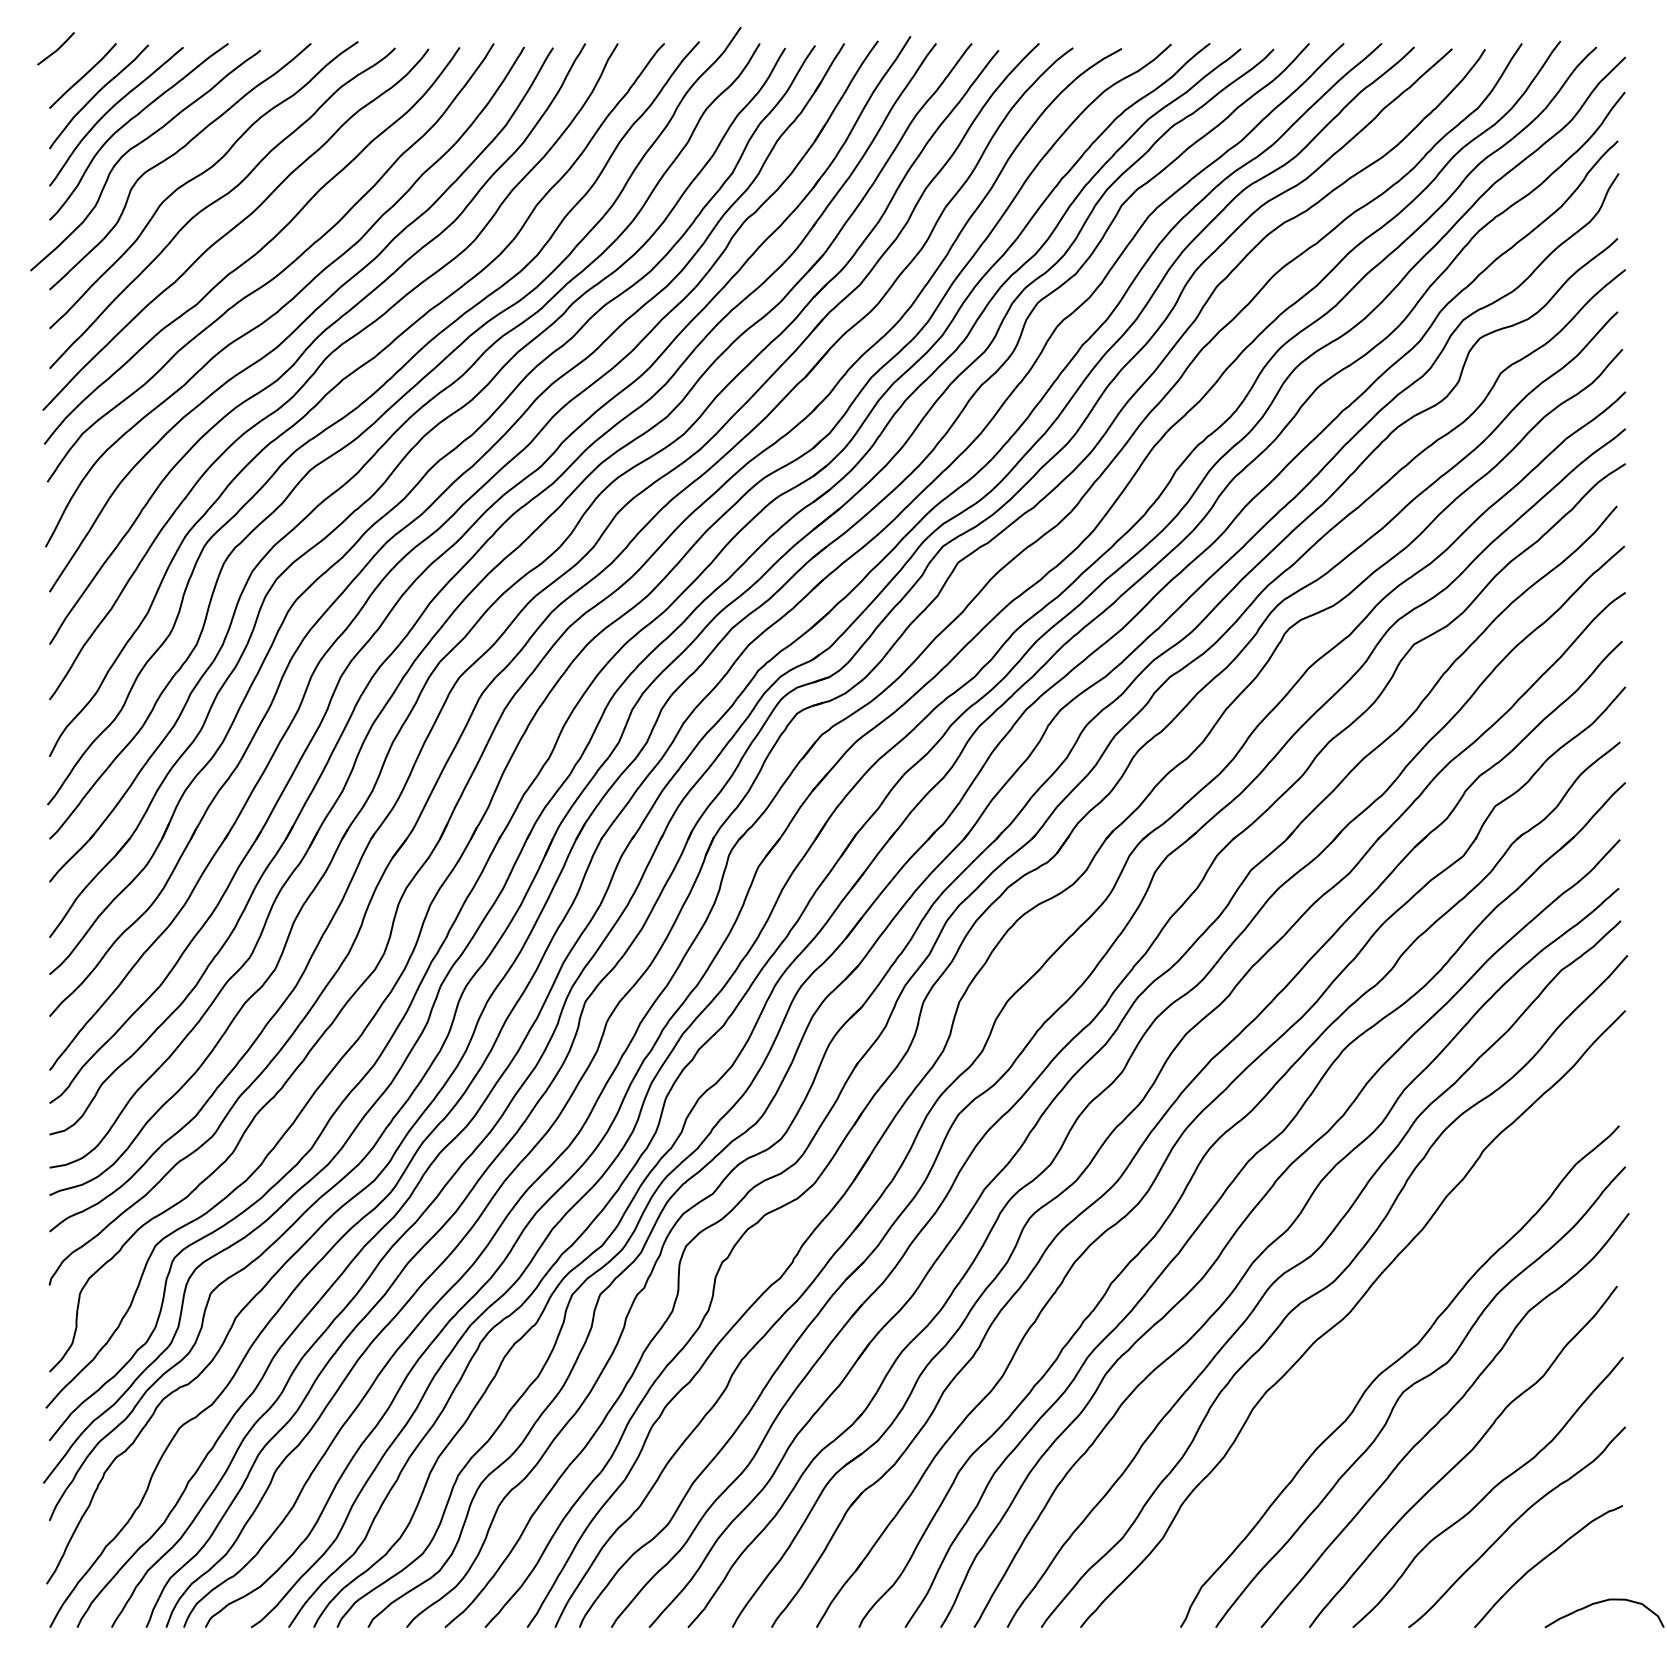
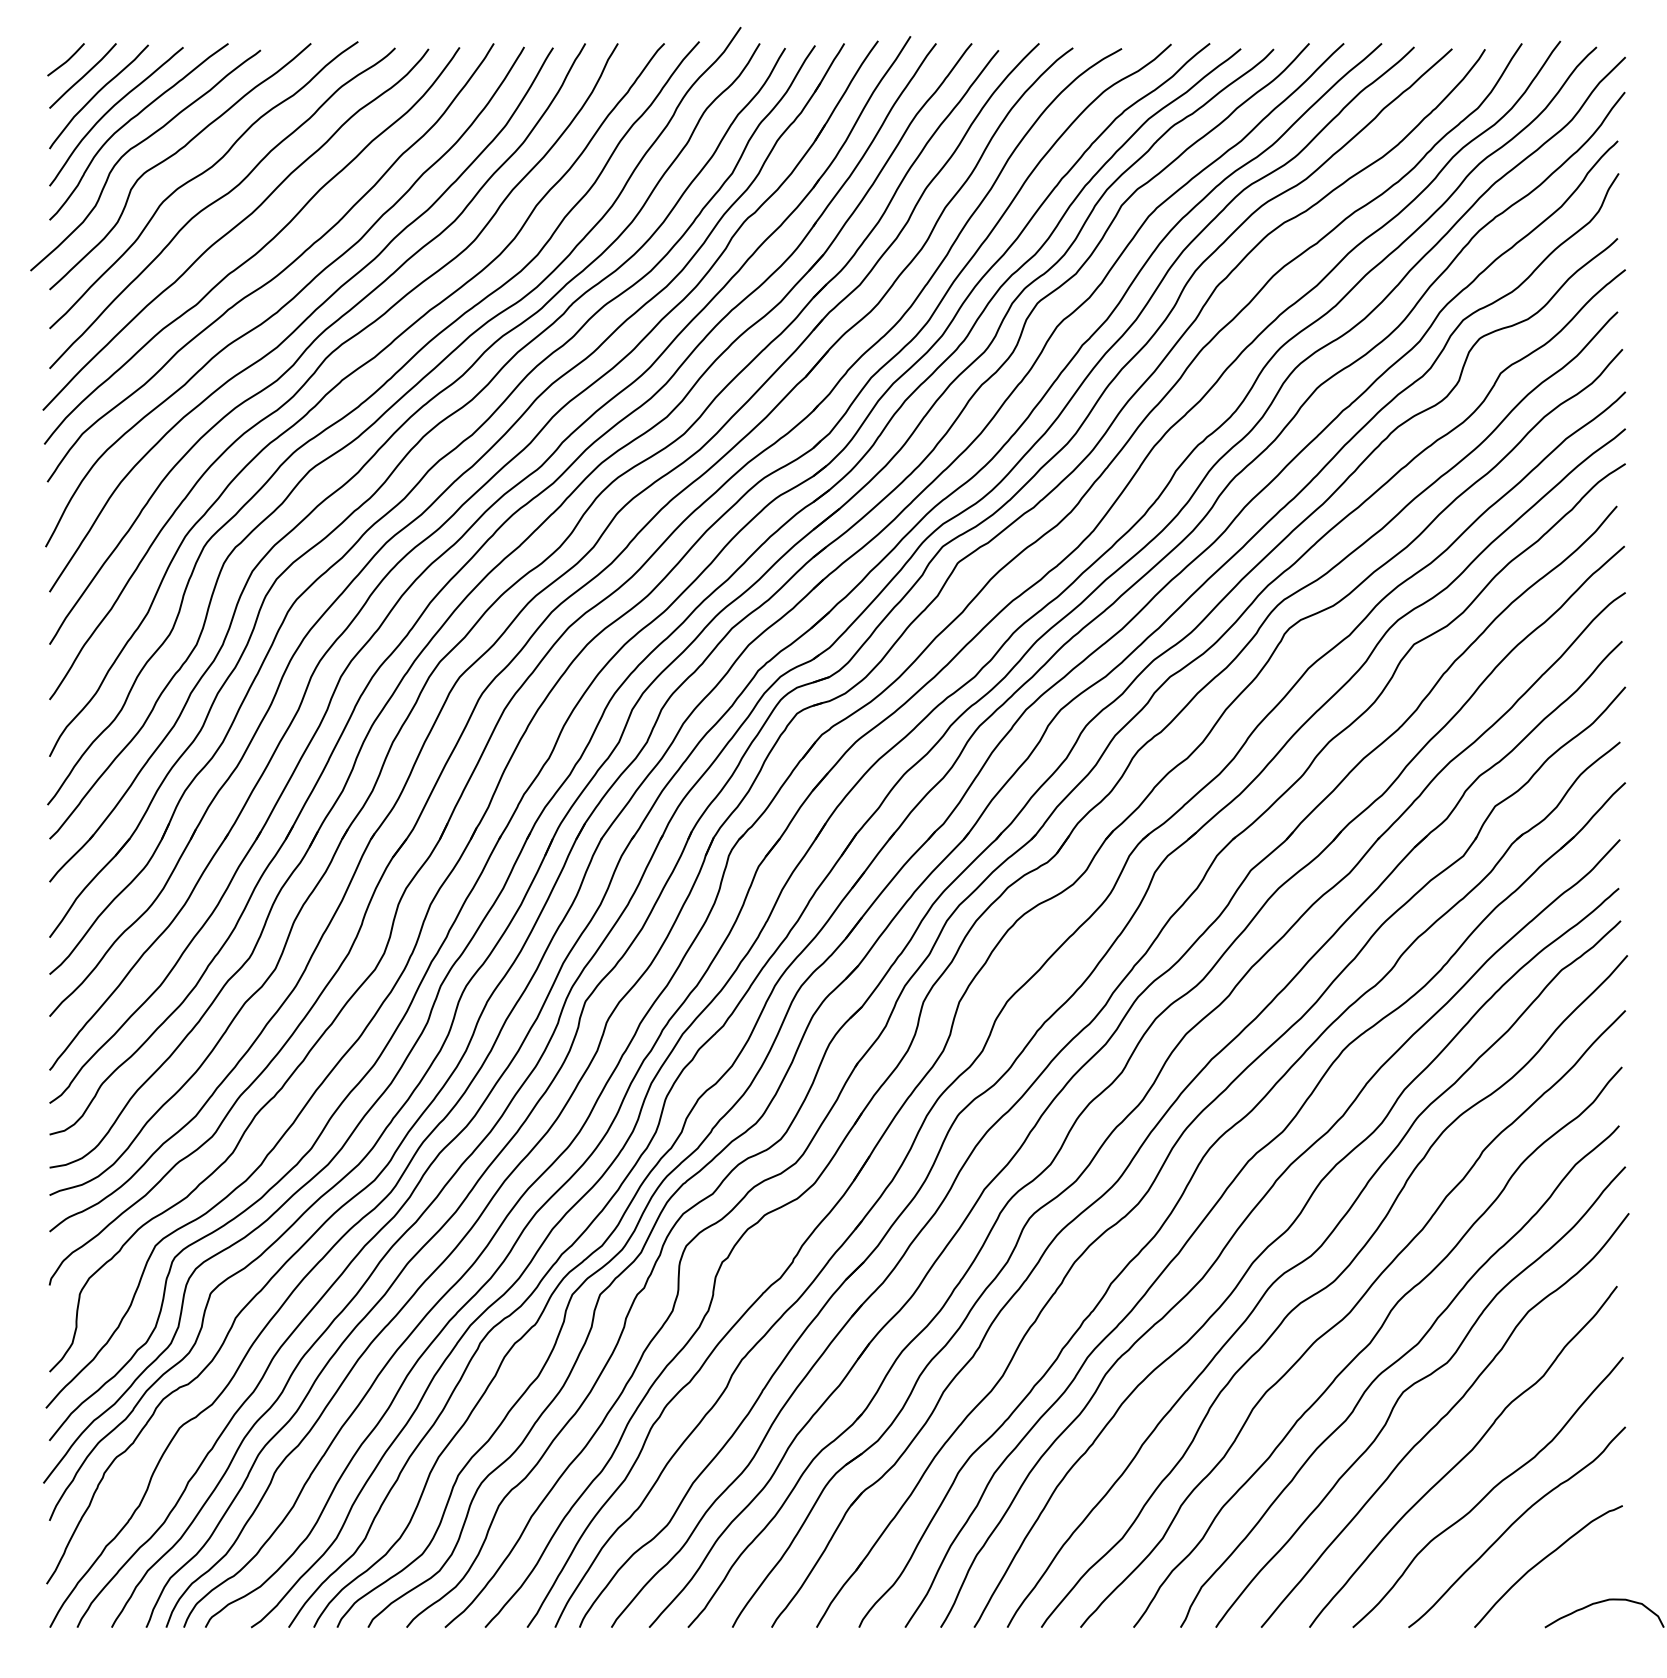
line position: (56, 49) -> (66, 60) (66, 60)
curve: none -> present (1372, 1341)
